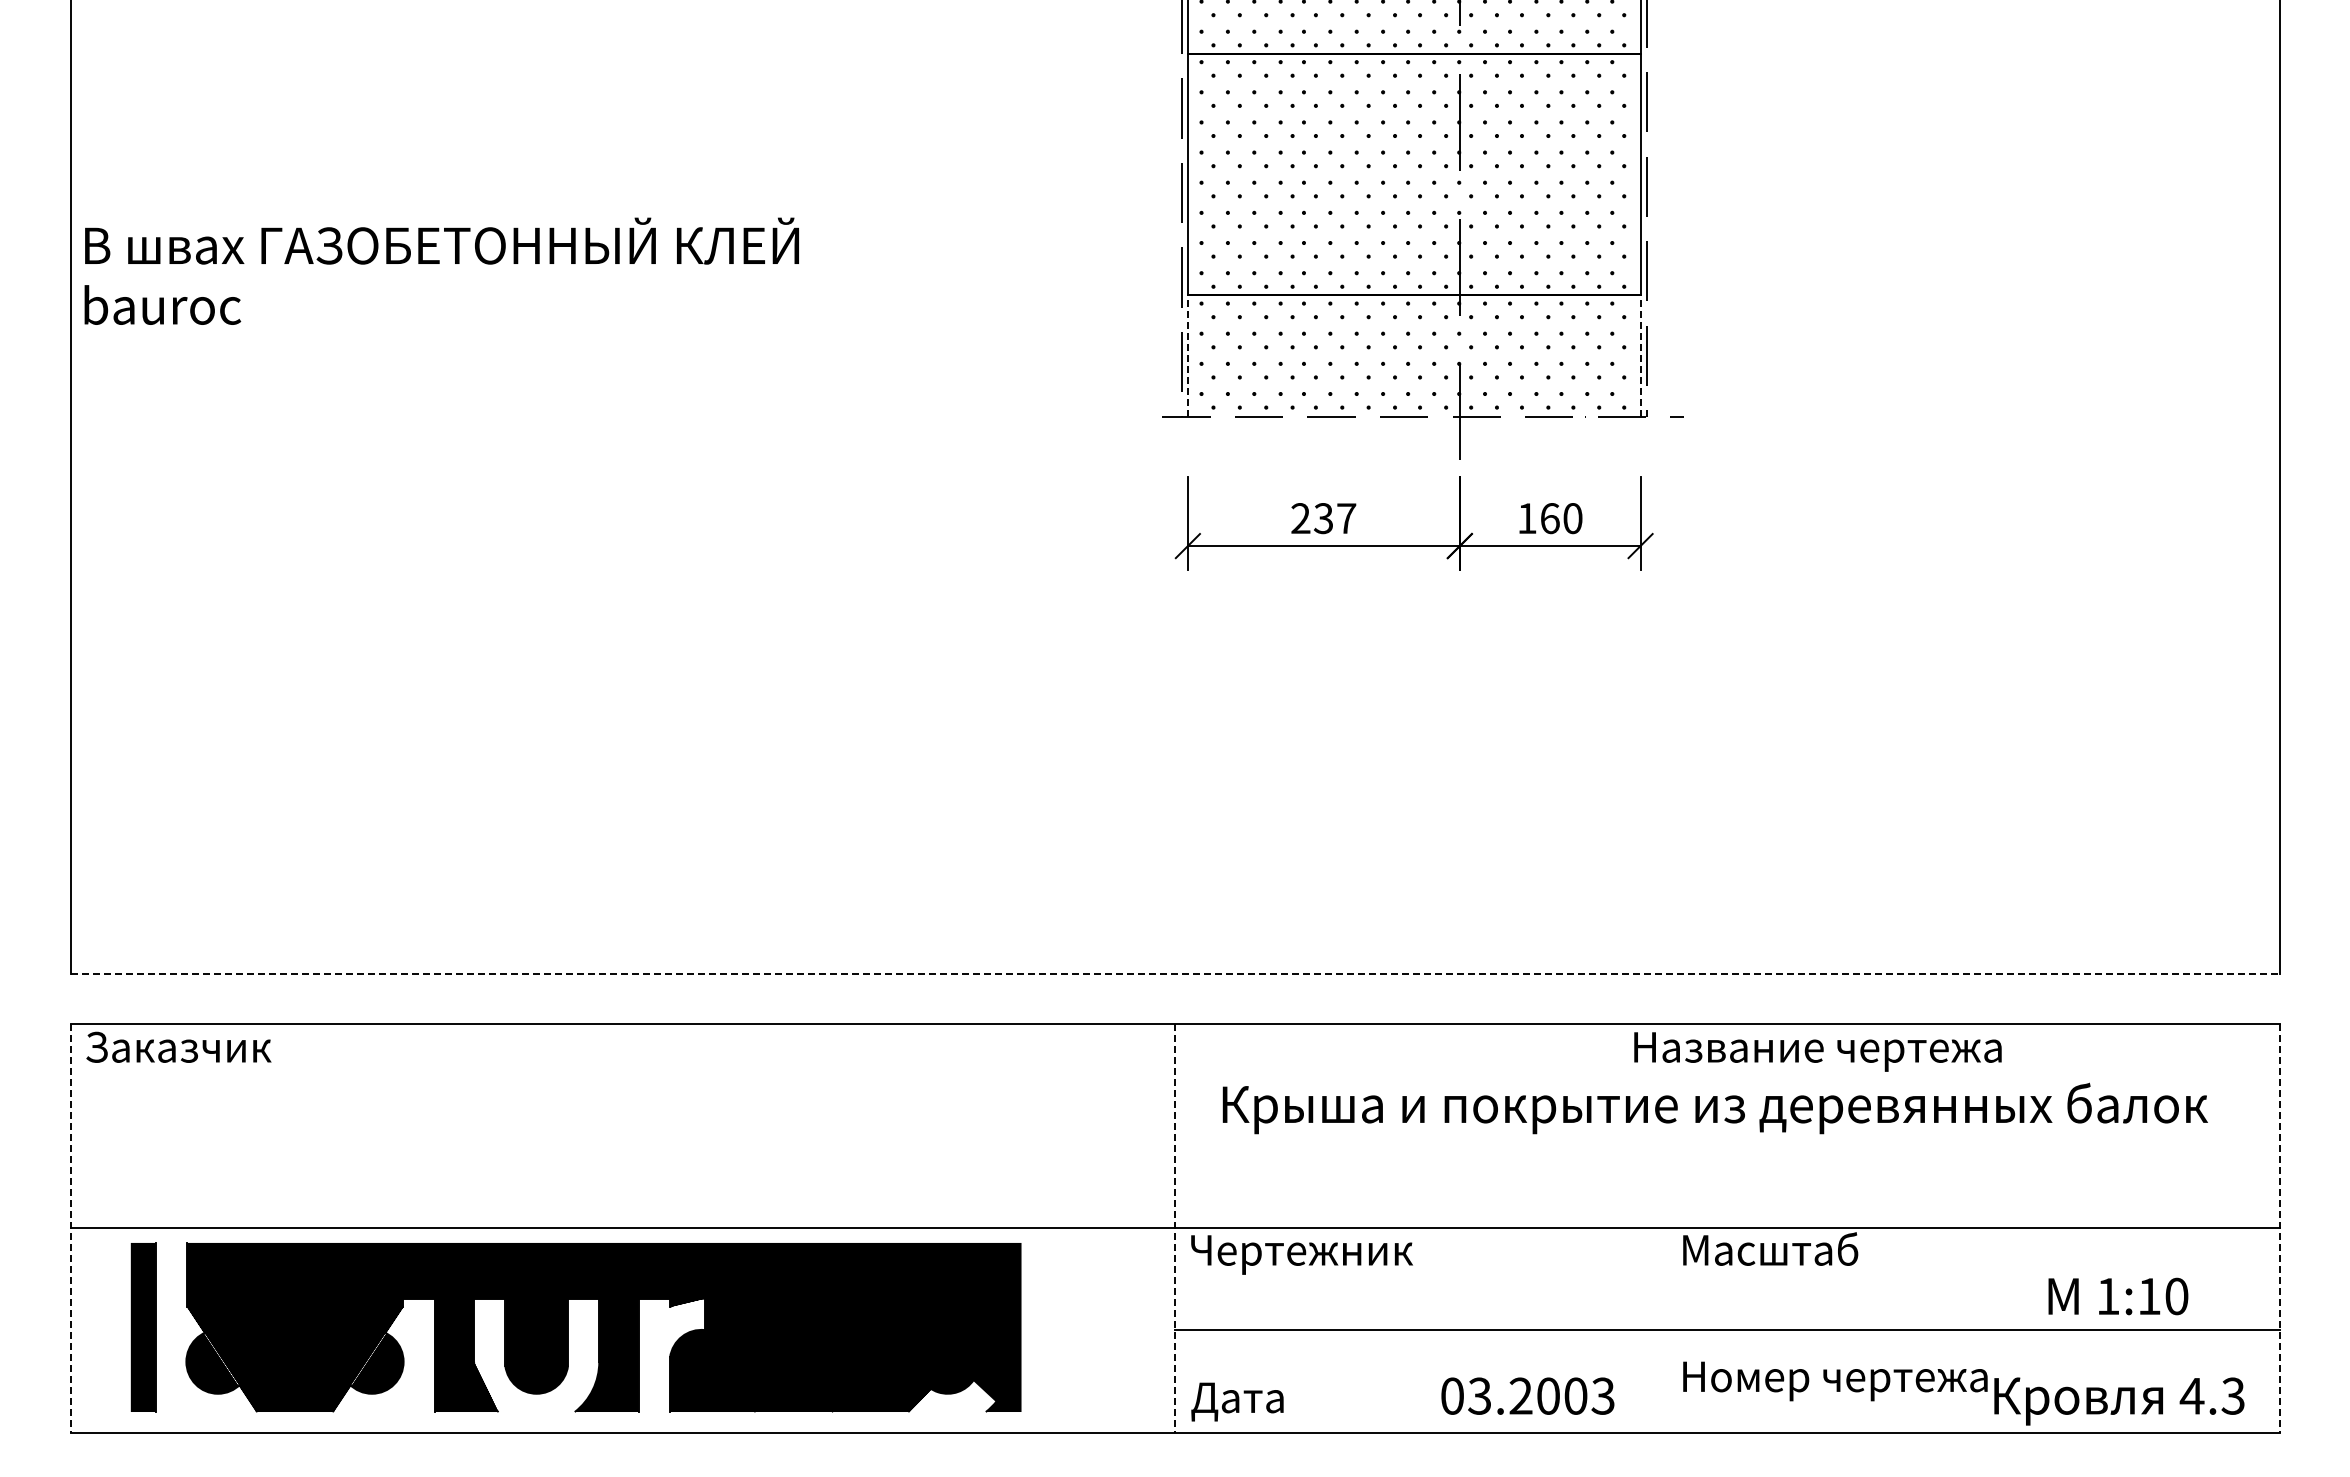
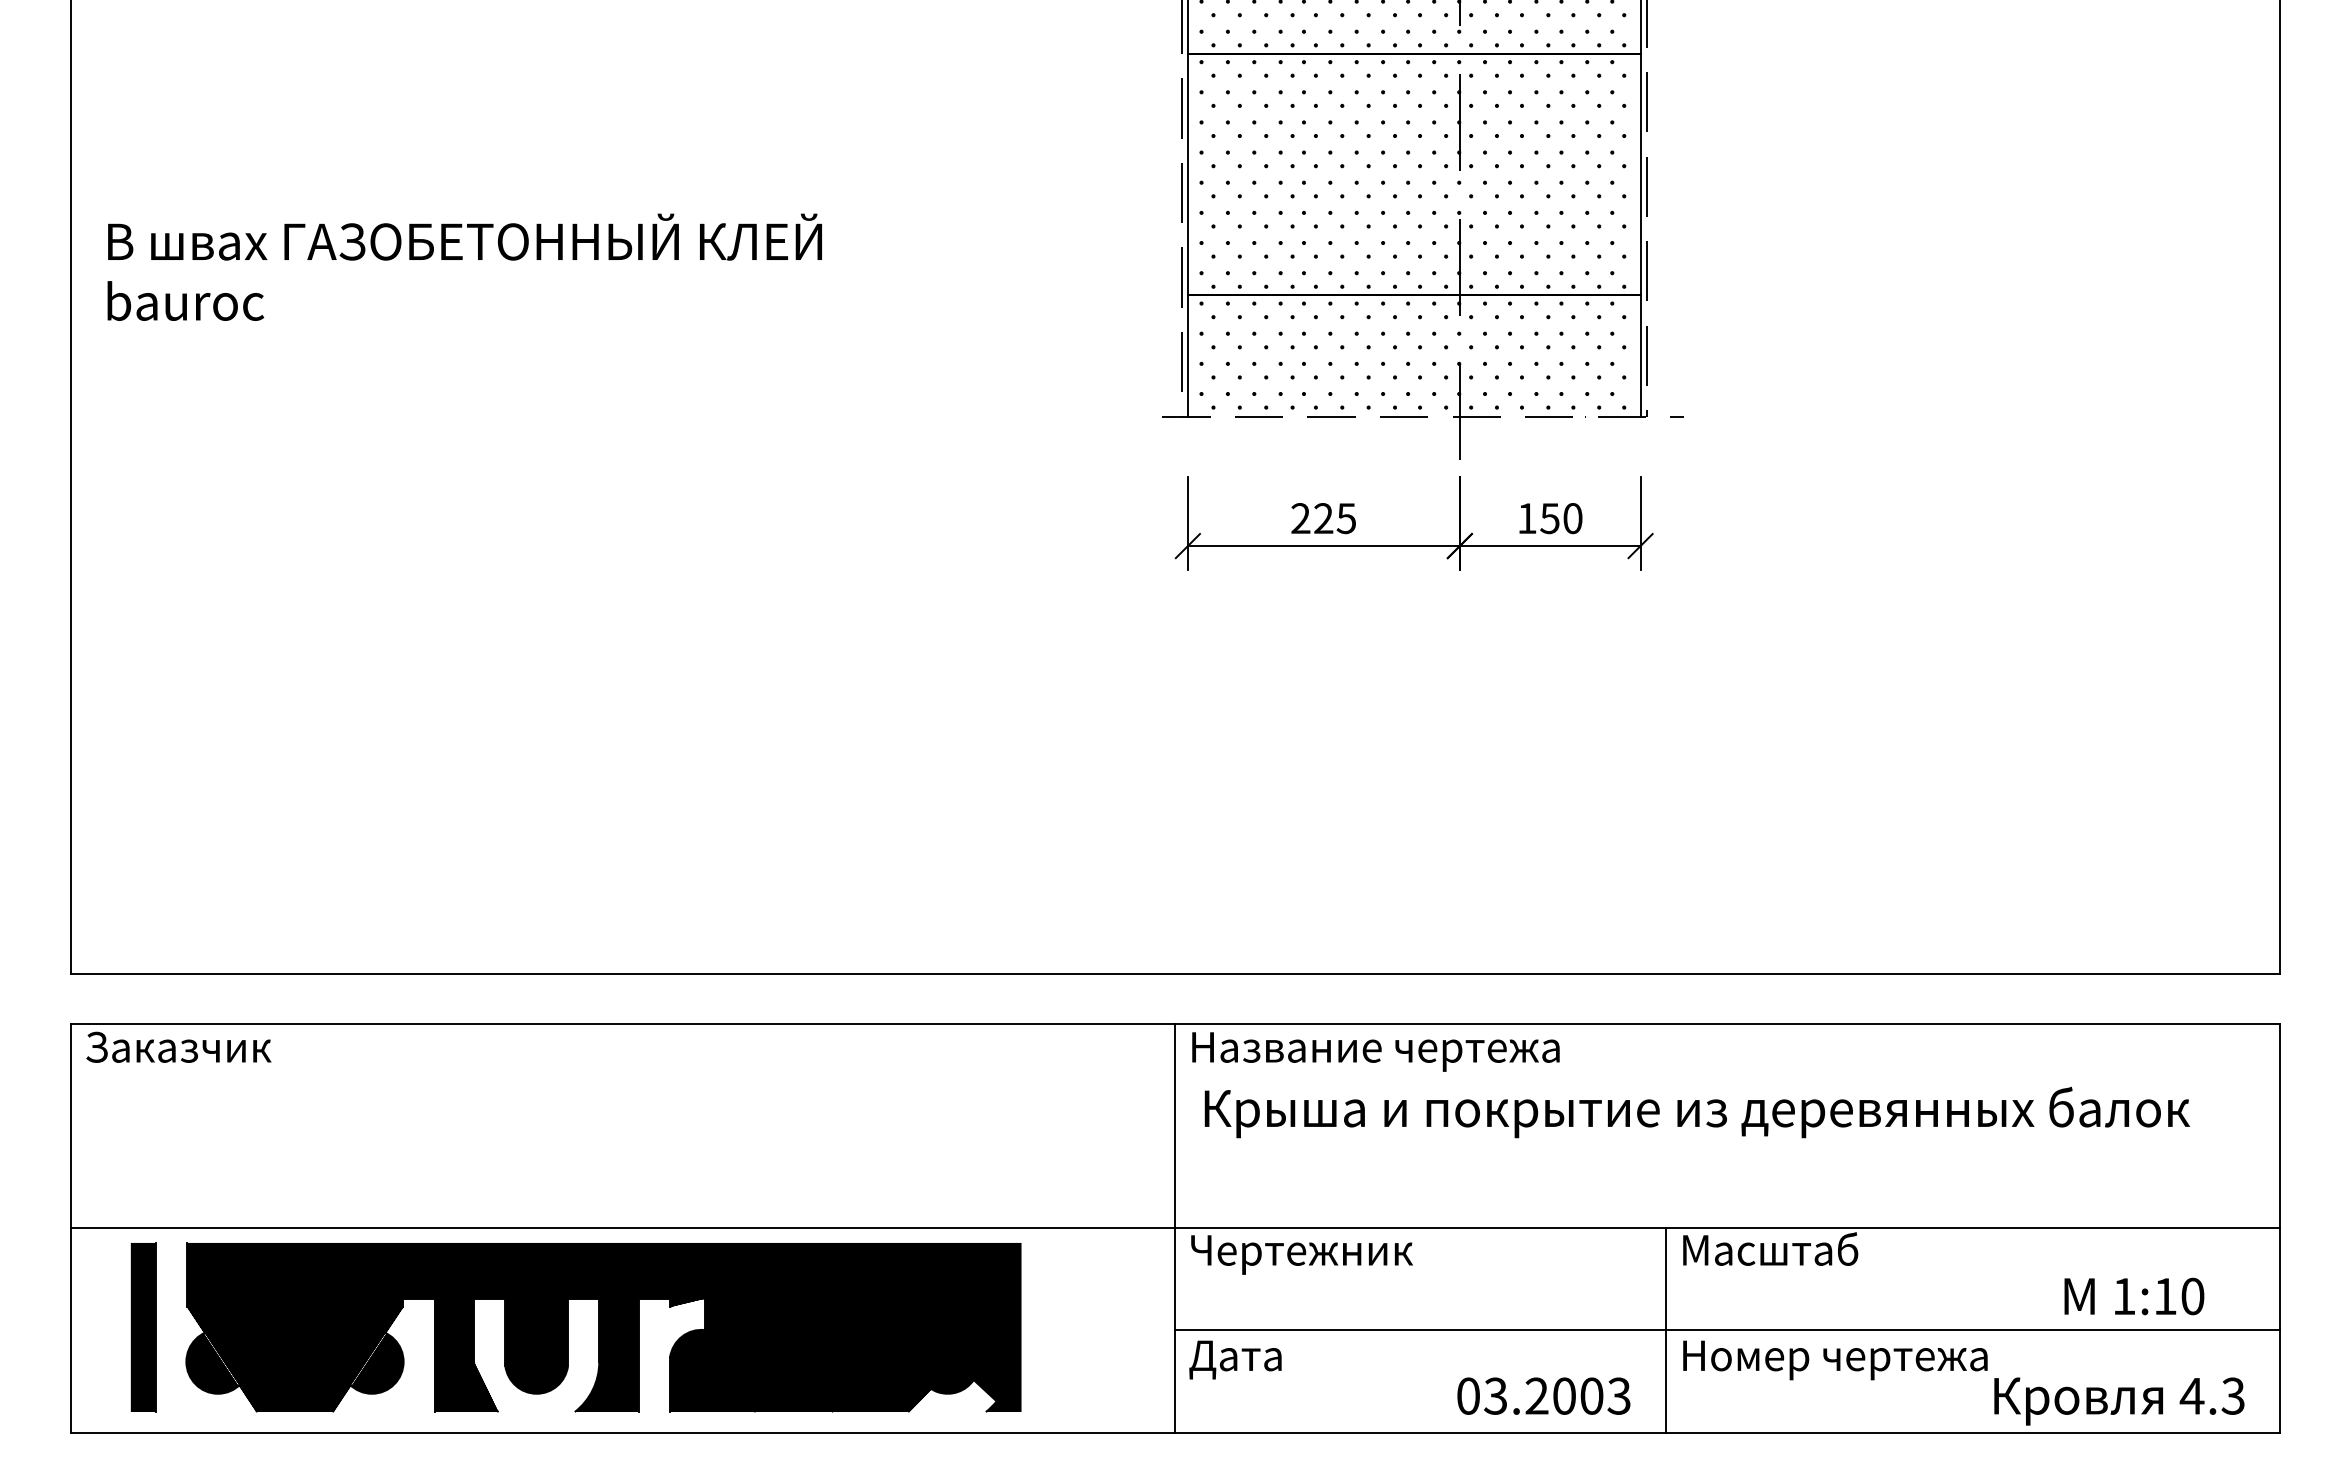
text position: (441, 270) -> (464, 266) (464, 266)
line: dashed -> solid (1187, 356)
line: dashed -> solid (1640, 356)
text: 237 -> 225 (1335, 518)
text: 160 -> 150 (1549, 518)
line: dashed -> solid (1175, 974)
text position: (1817, 1051) -> (1375, 1051) (1375, 1051)
text position: (1714, 1108) -> (1696, 1112) (1696, 1112)
line: dashed -> solid (70, 1228)
line: dashed -> solid (1175, 1228)
line: dashed -> solid (2279, 1228)
text position: (2118, 1296) -> (2134, 1296) (2134, 1296)
line: none -> present (1665, 1330)
text position: (1835, 1381) -> (1835, 1360) (1835, 1360)
text position: (1527, 1395) -> (1543, 1395) (1543, 1395)
text position: (1237, 1401) -> (1235, 1359) (1235, 1359)
